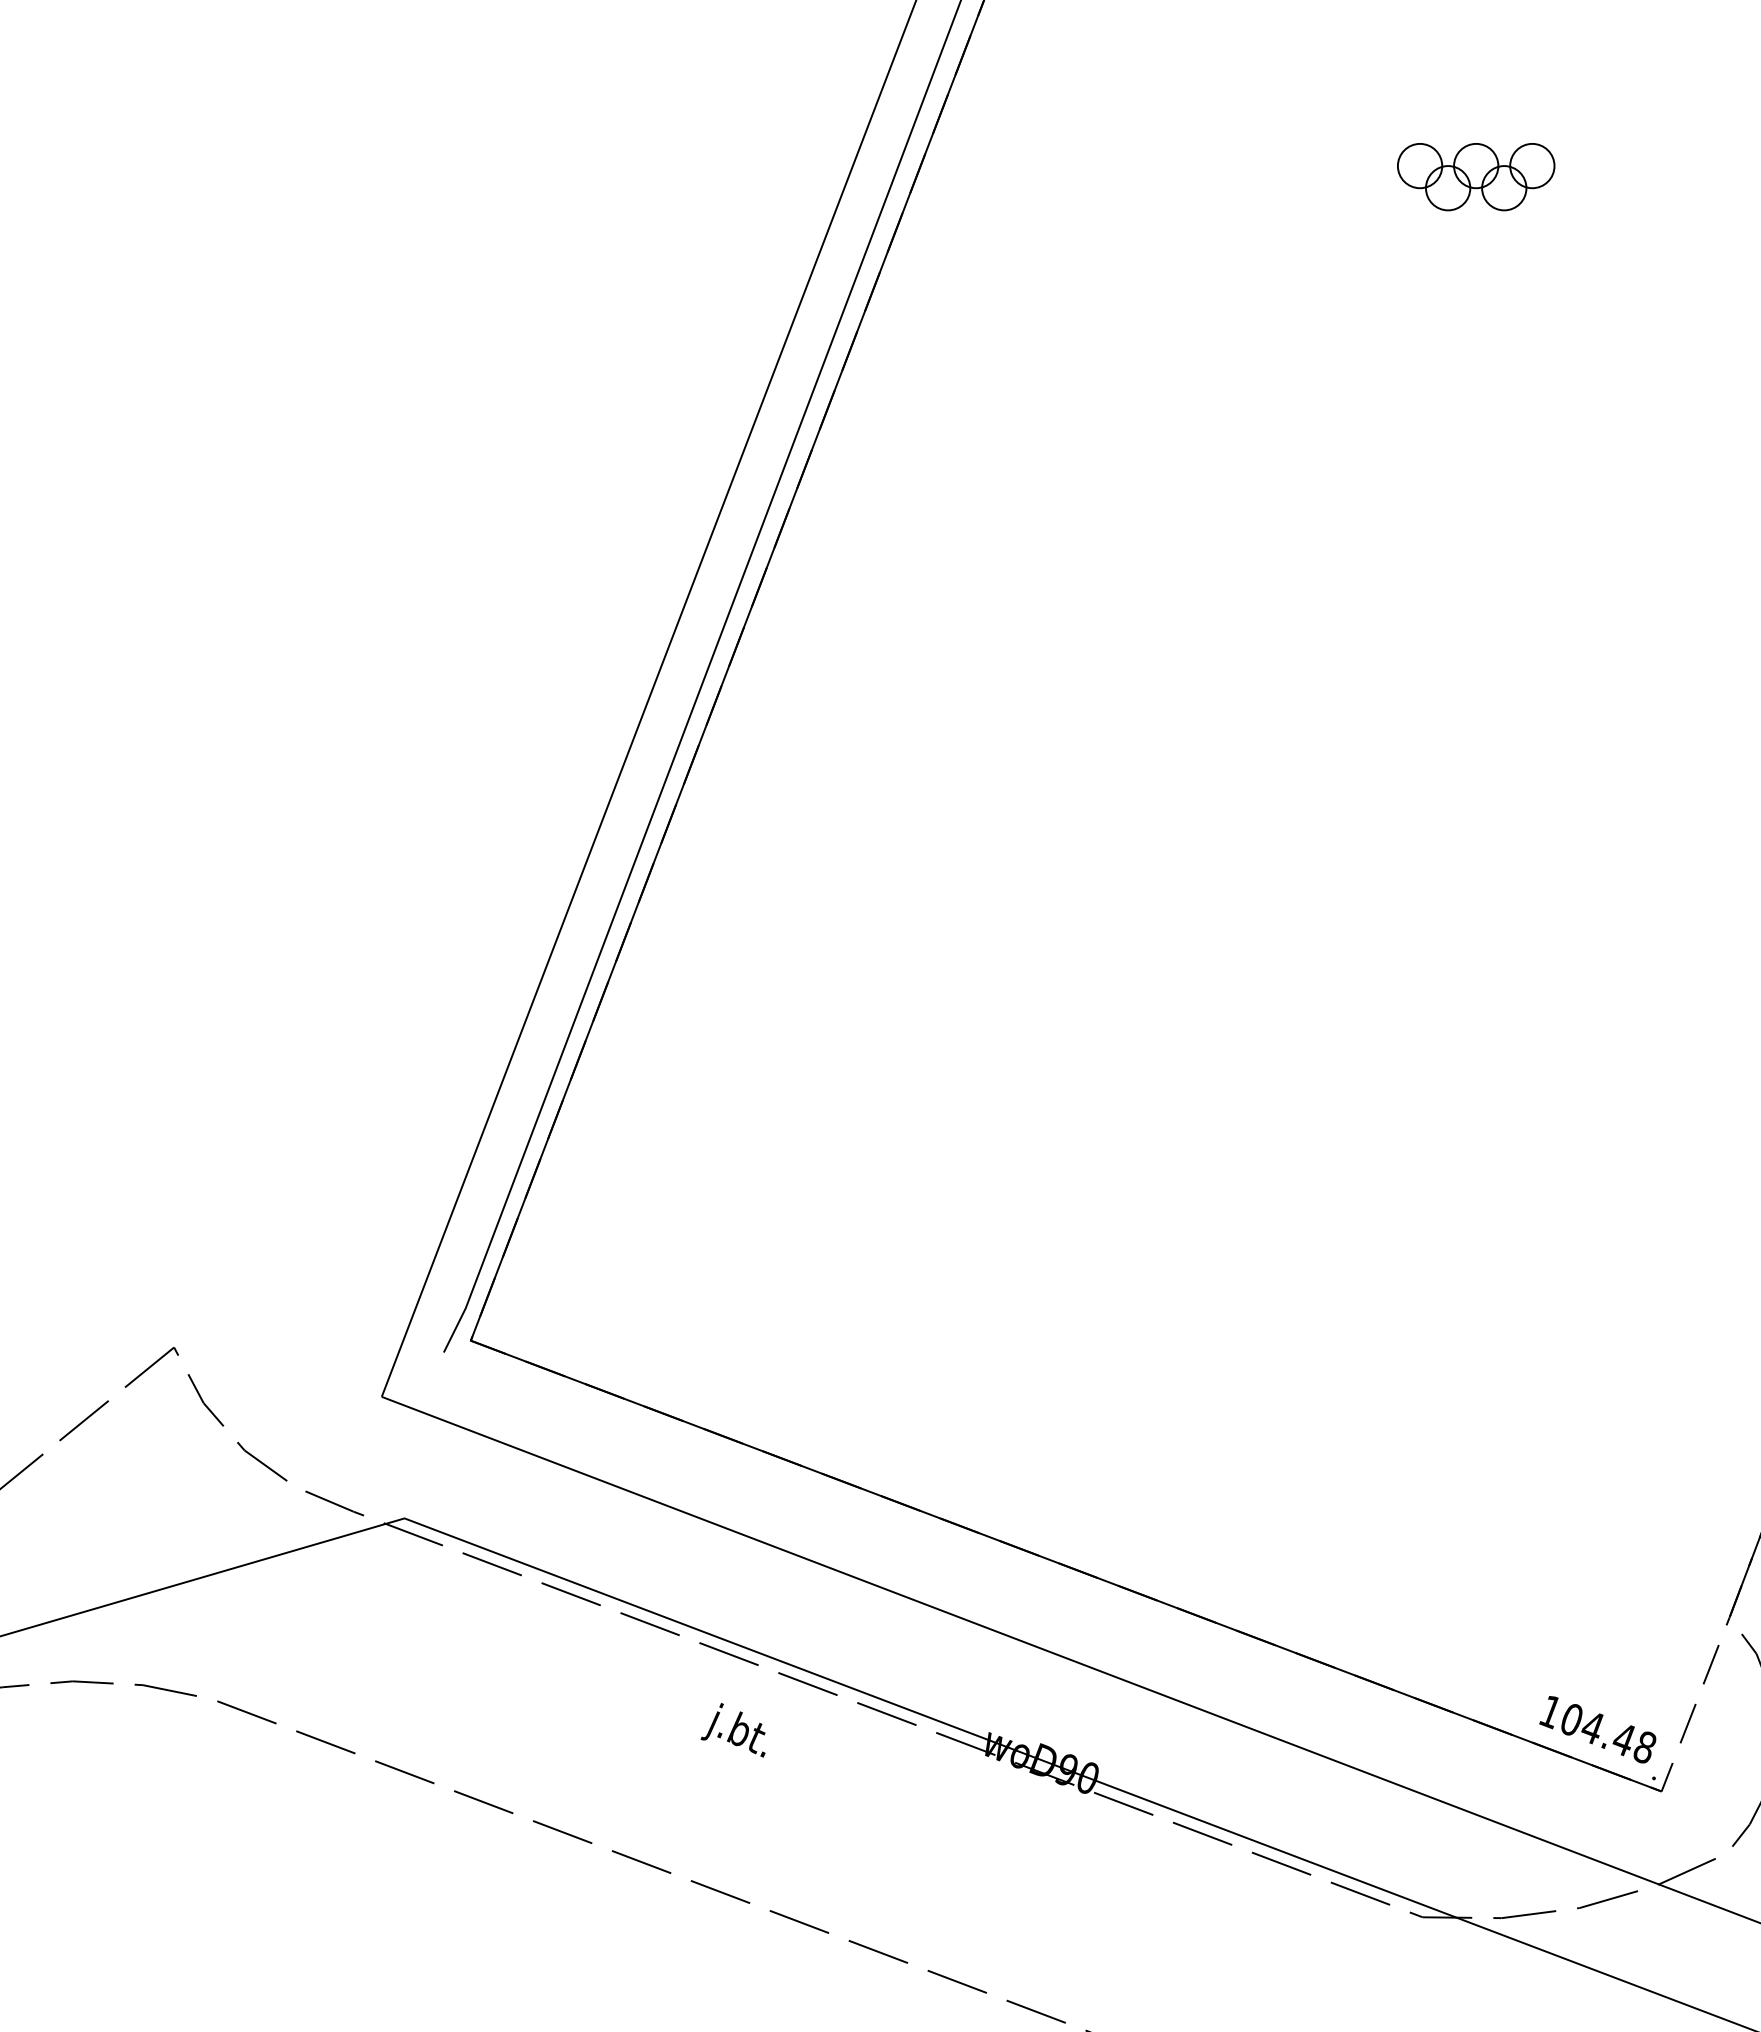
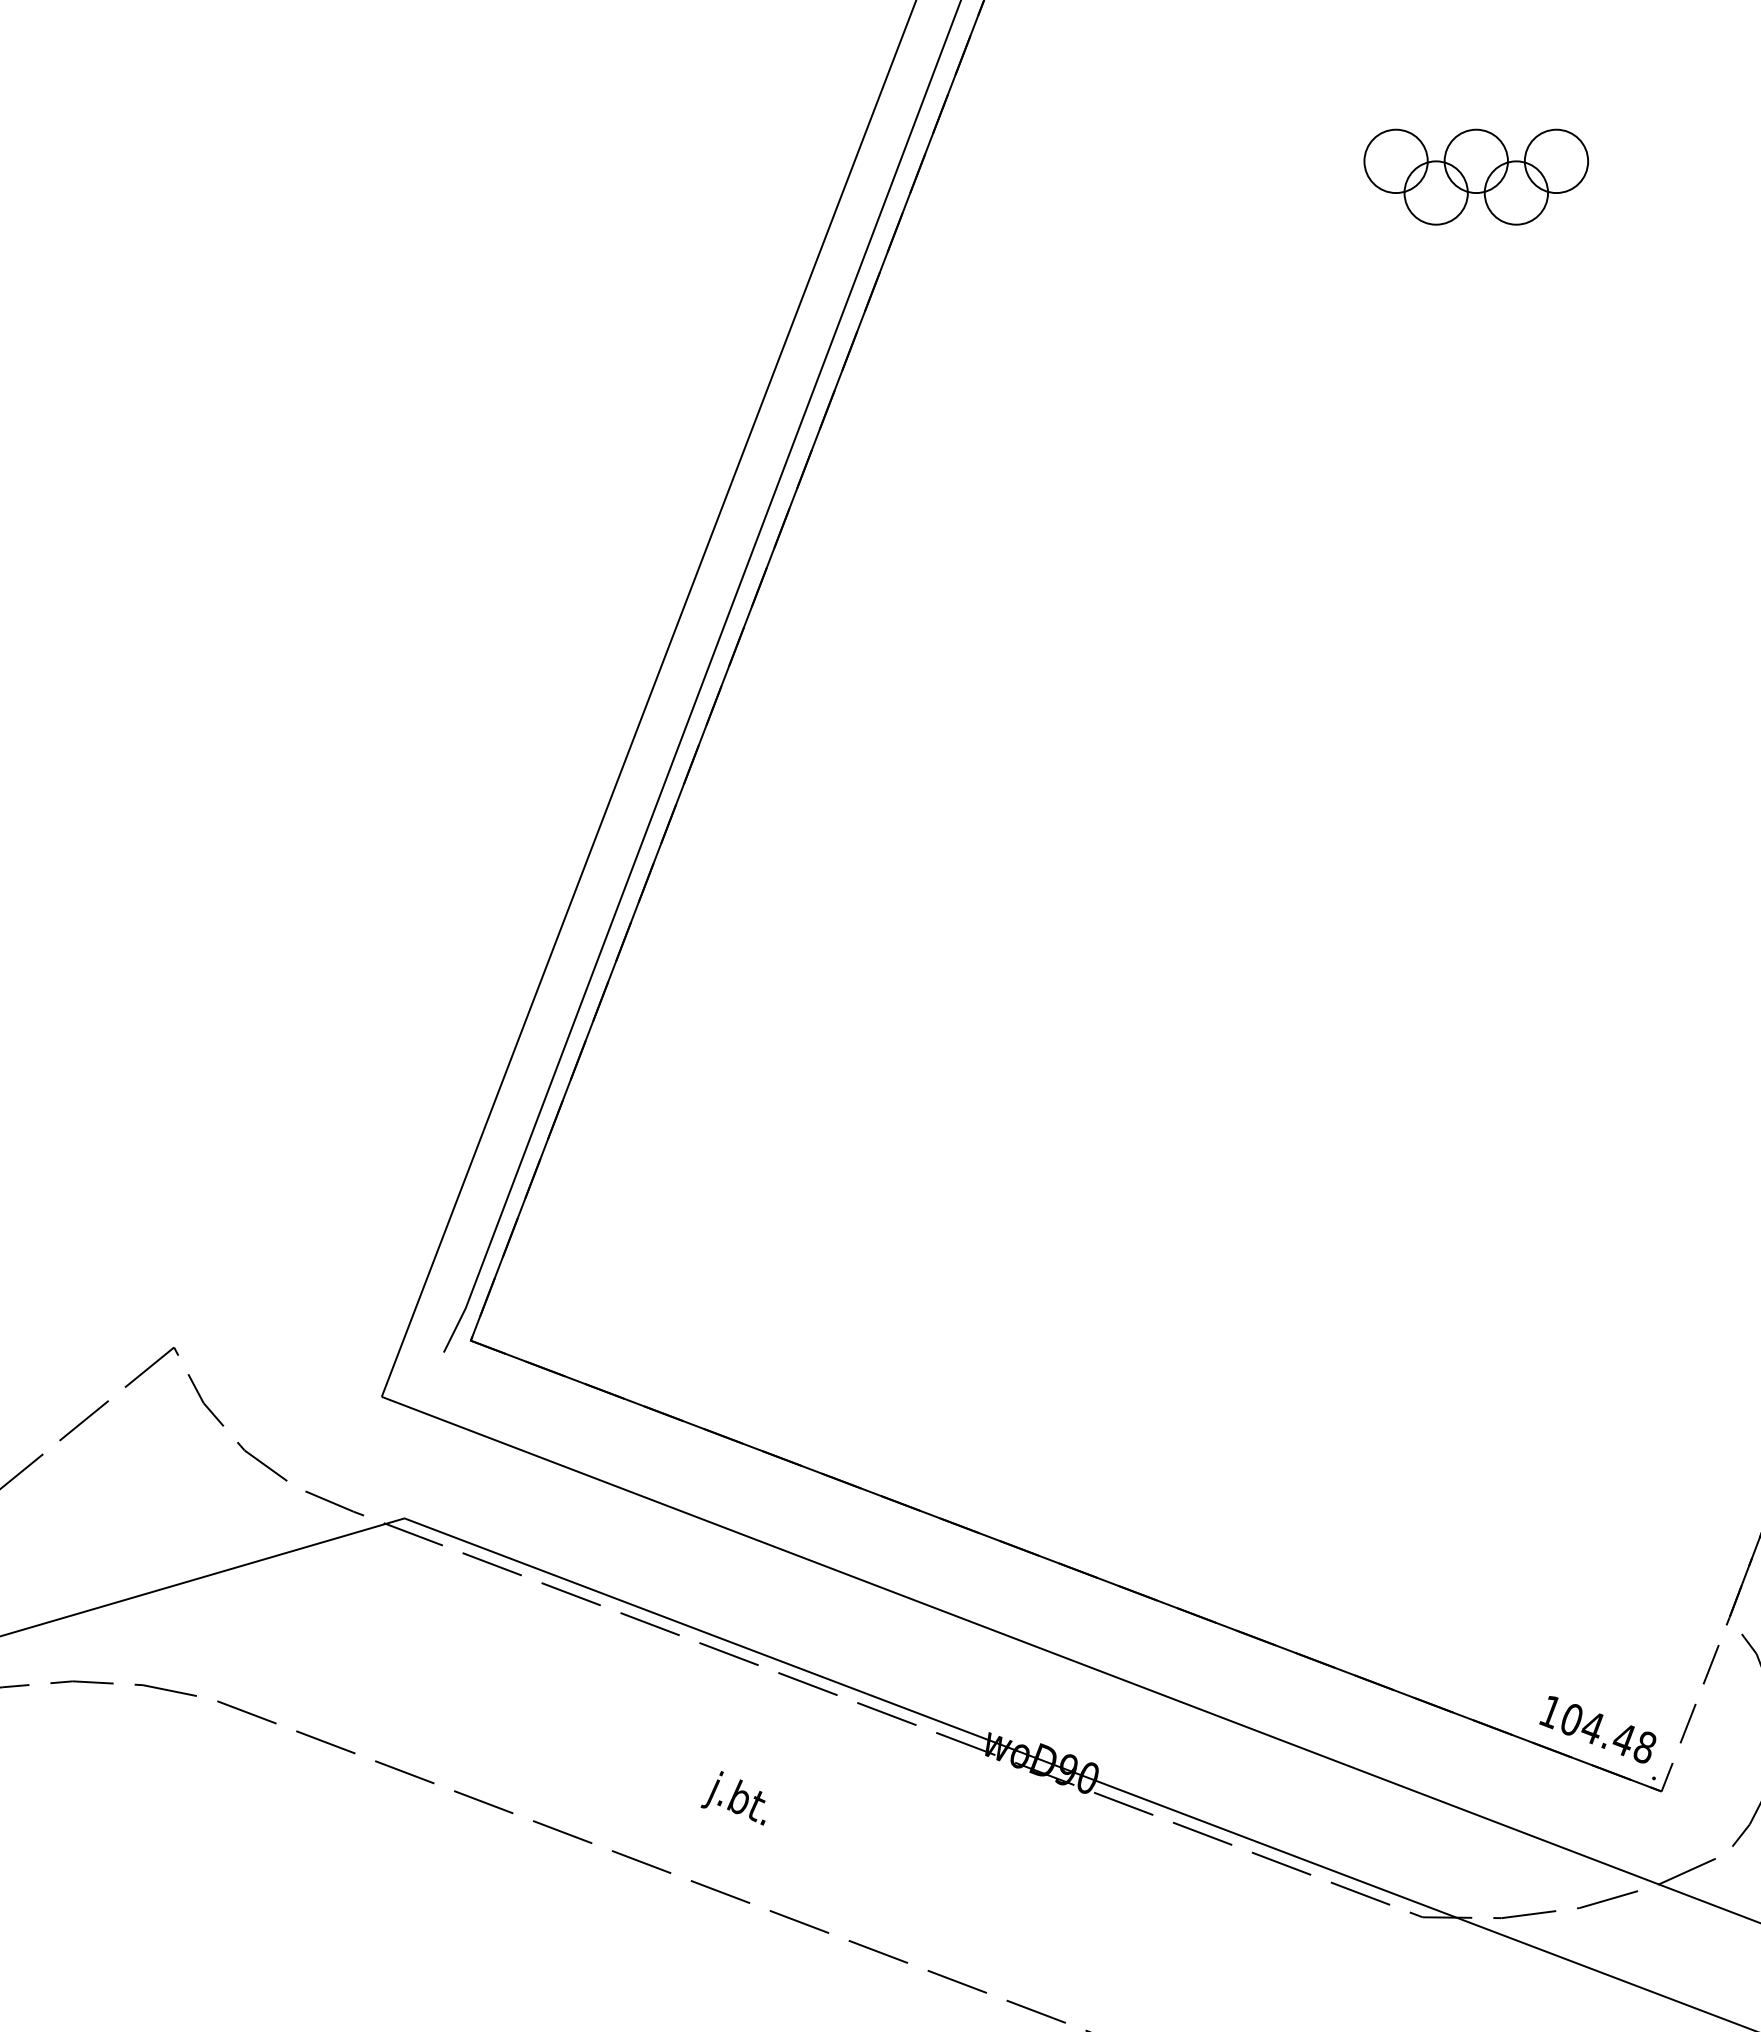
part size: 159x69 px -> 226x98 px (1475, 176)
text position: (732, 1730) -> (732, 1798) (732, 1798)
